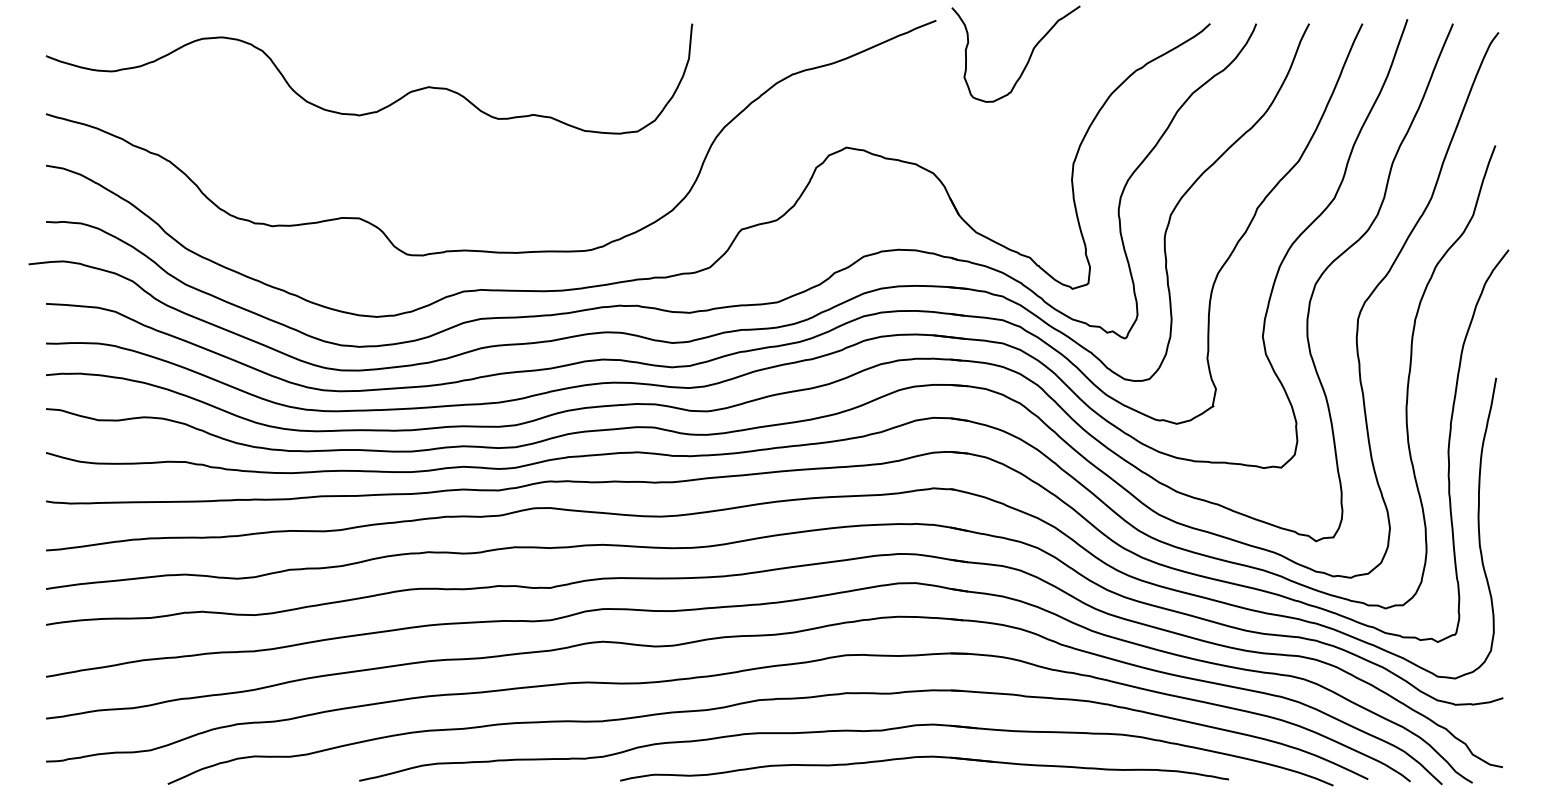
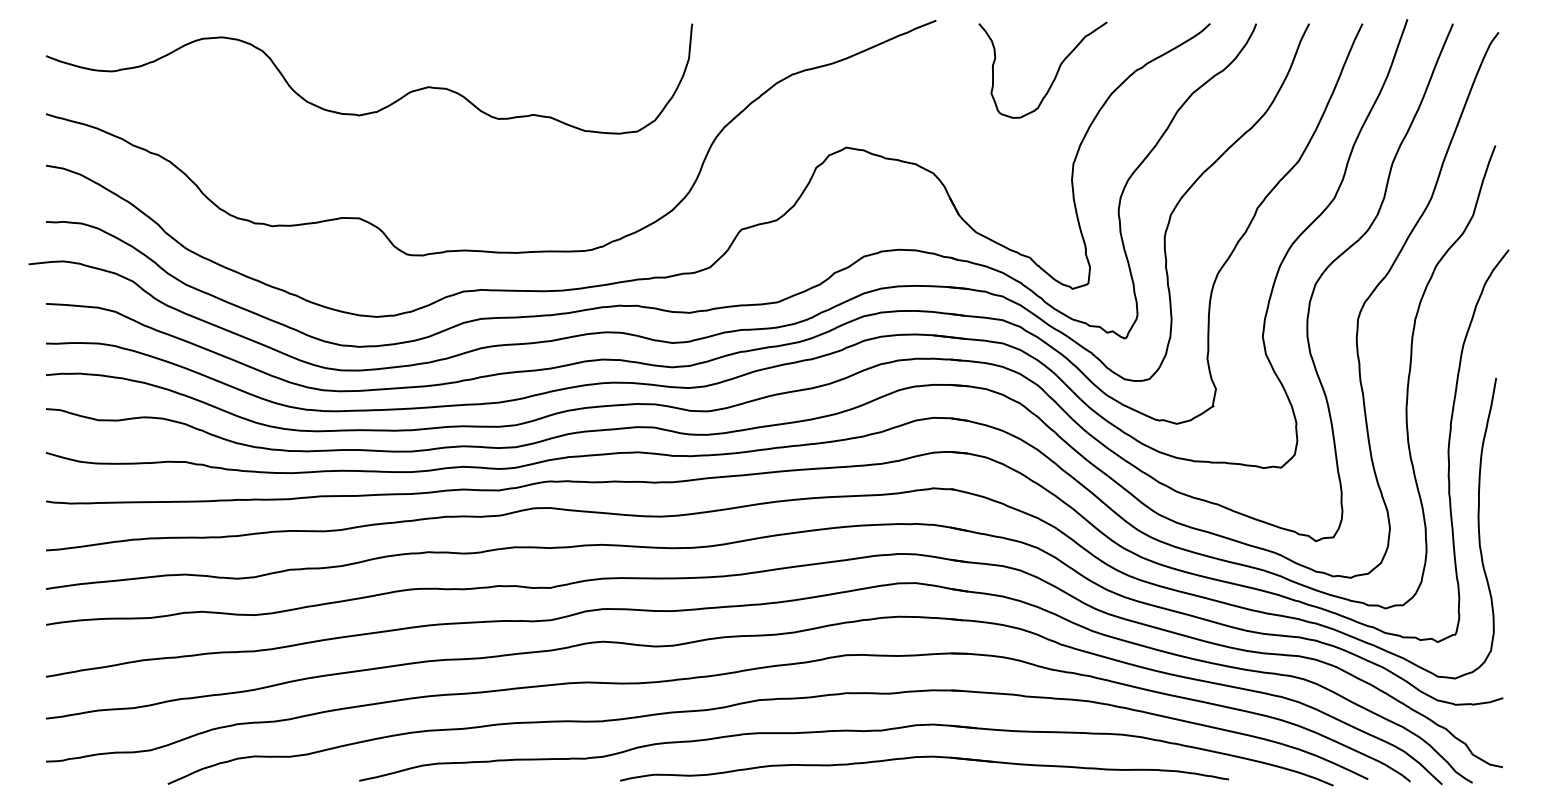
curve position: (1027, 60) -> (1054, 76) (1054, 76)
